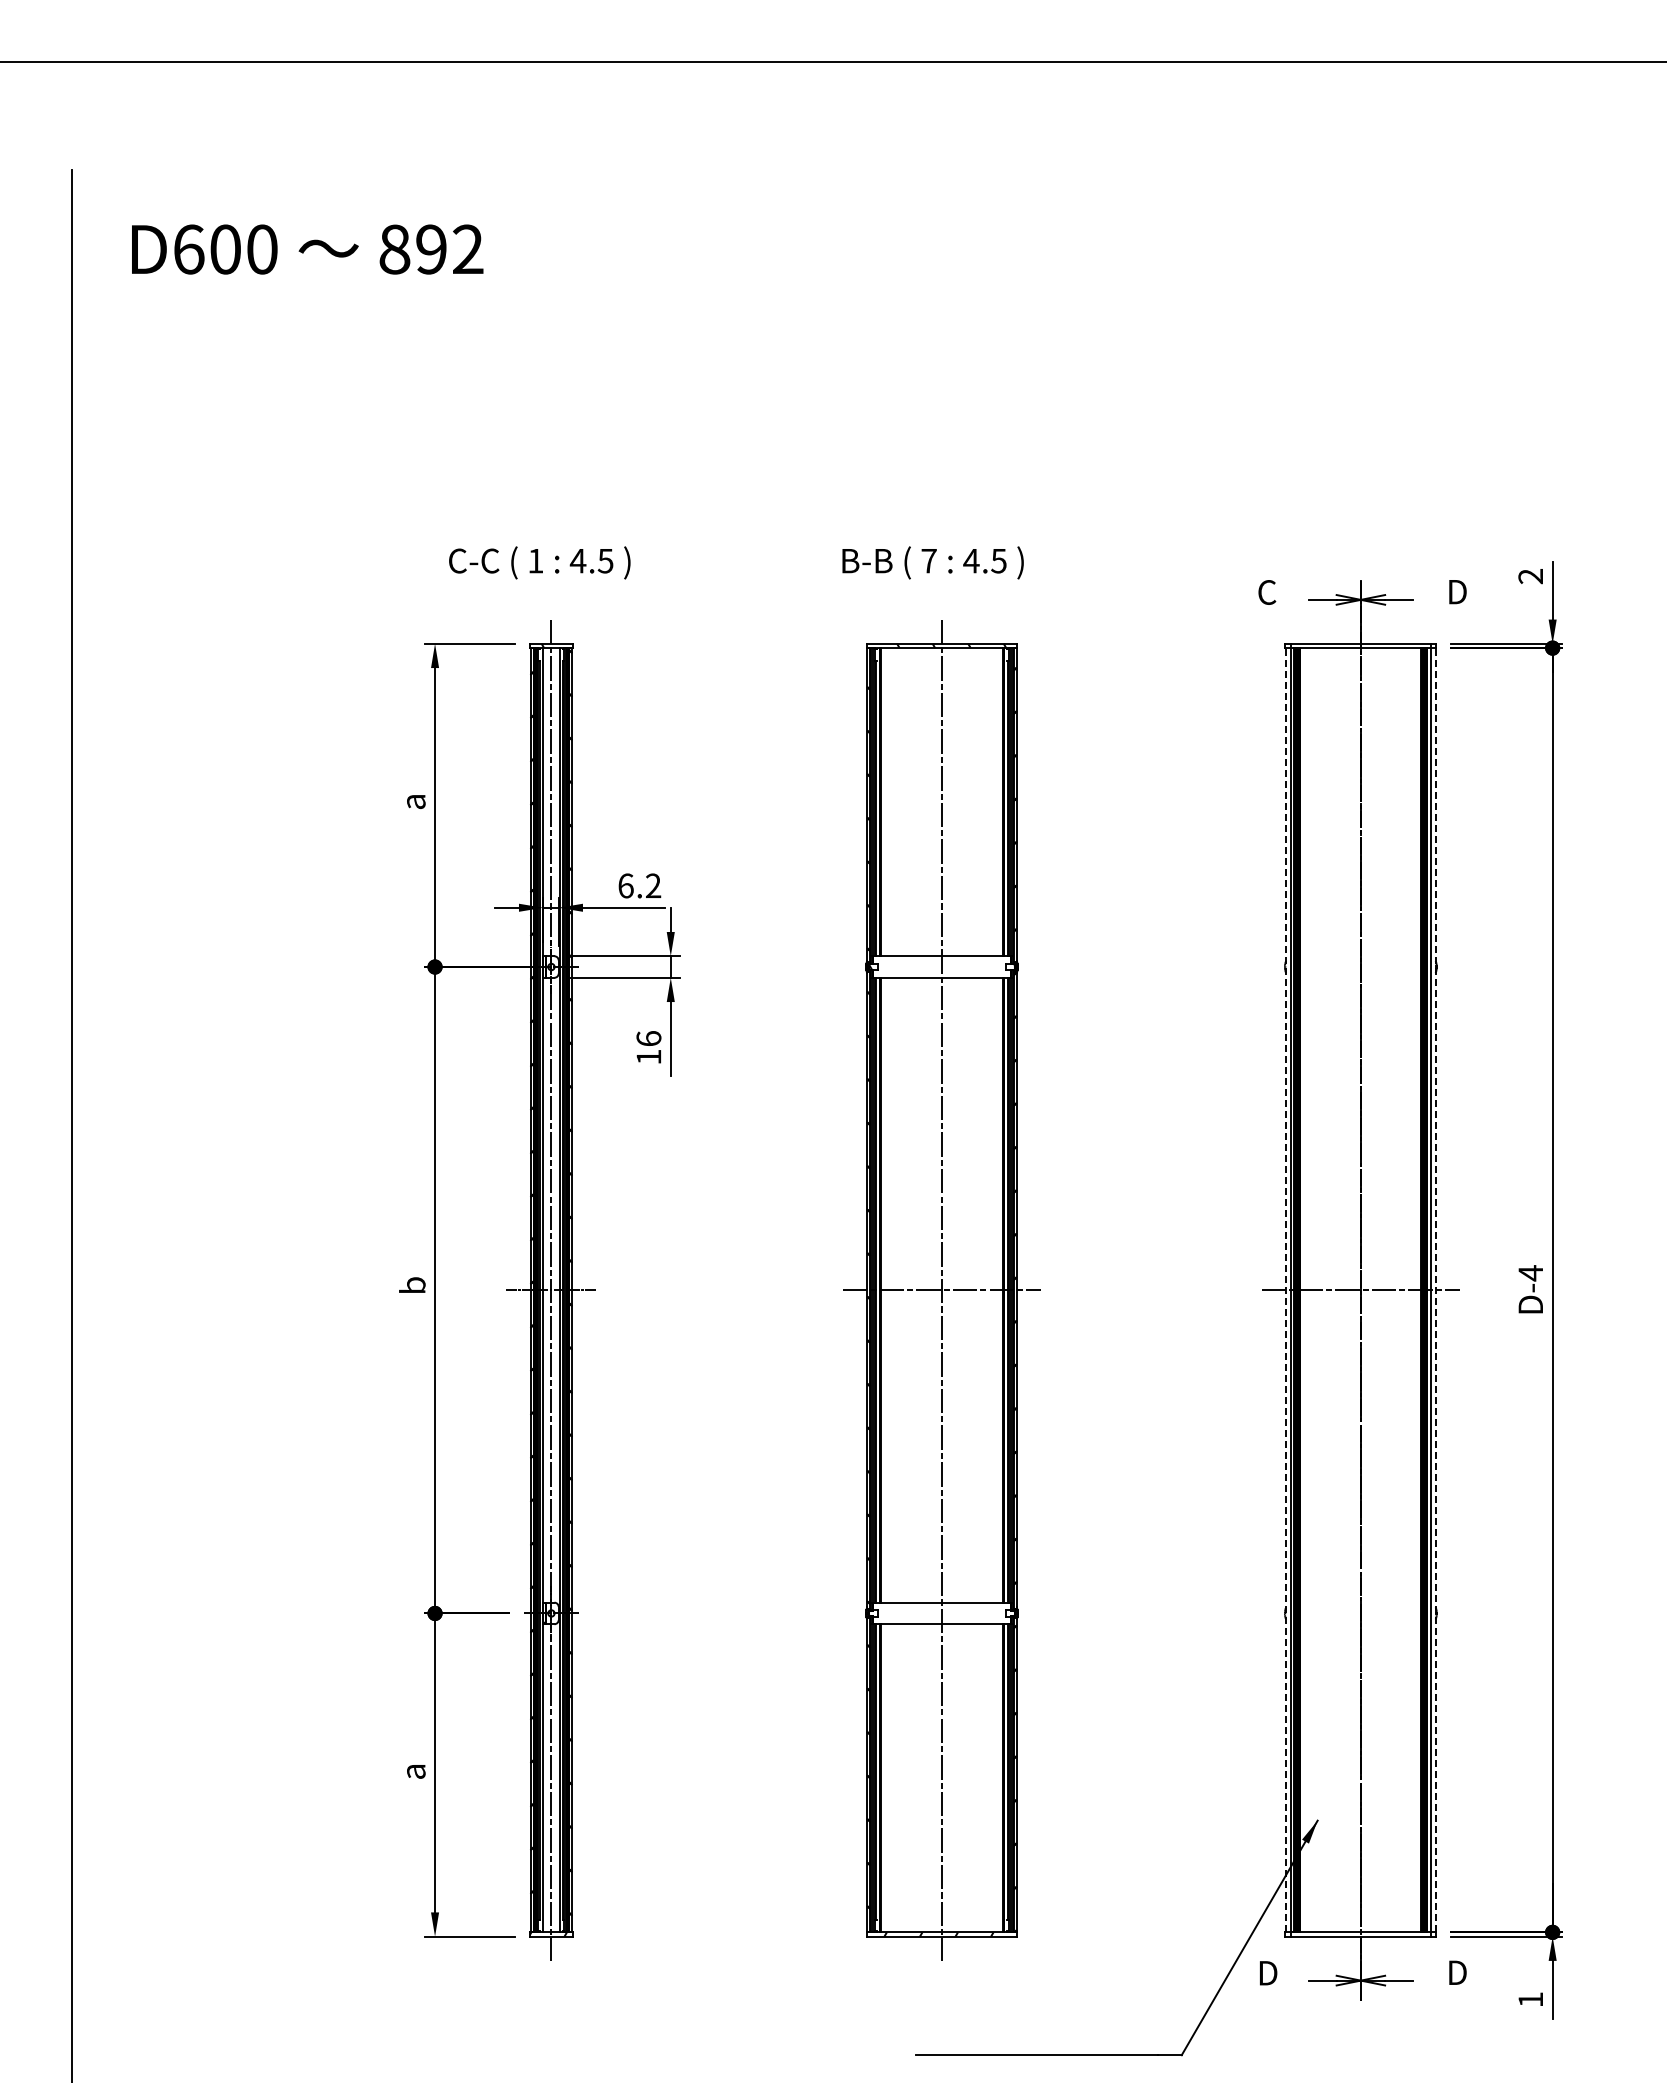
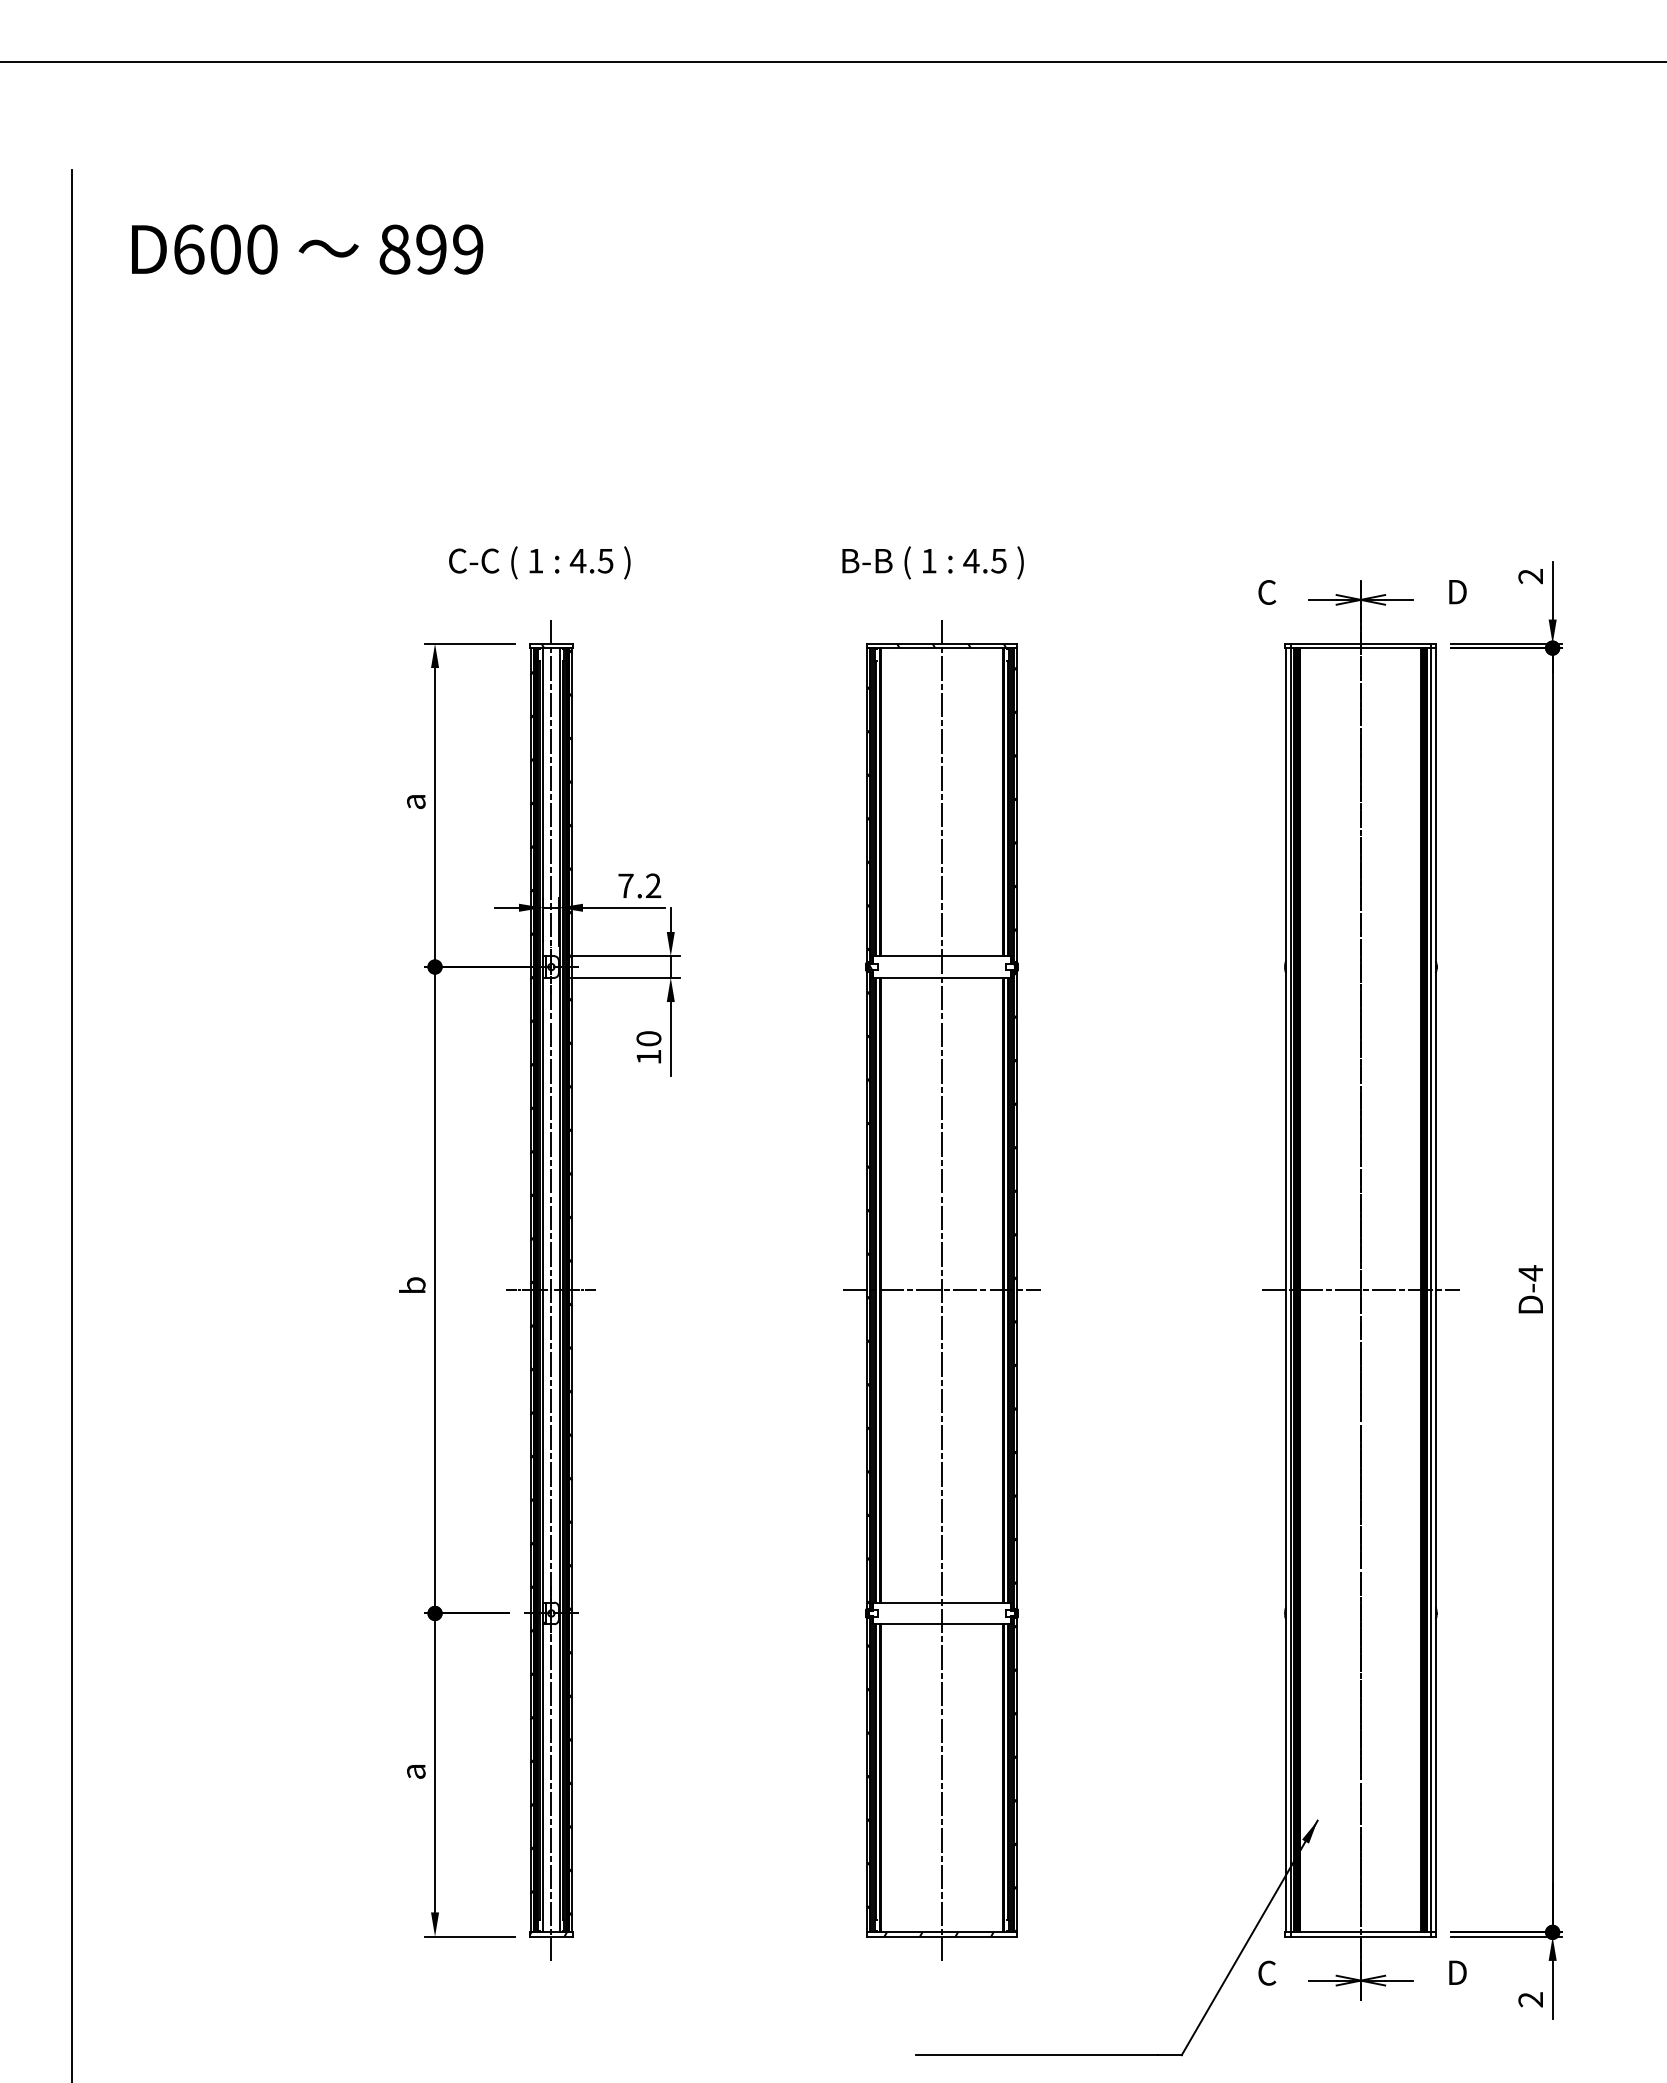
text: 892 -> 899 (468, 249)
text: 7 -> 1 (928, 561)
text: 6.2 -> 7.2 (625, 885)
text: 16 -> 10 (648, 1038)
line: dashed -> solid (1286, 1289)
line: dashed -> solid (1435, 1289)
text: D -> C (1267, 1972)
text: 1 -> 2 (1530, 1999)
